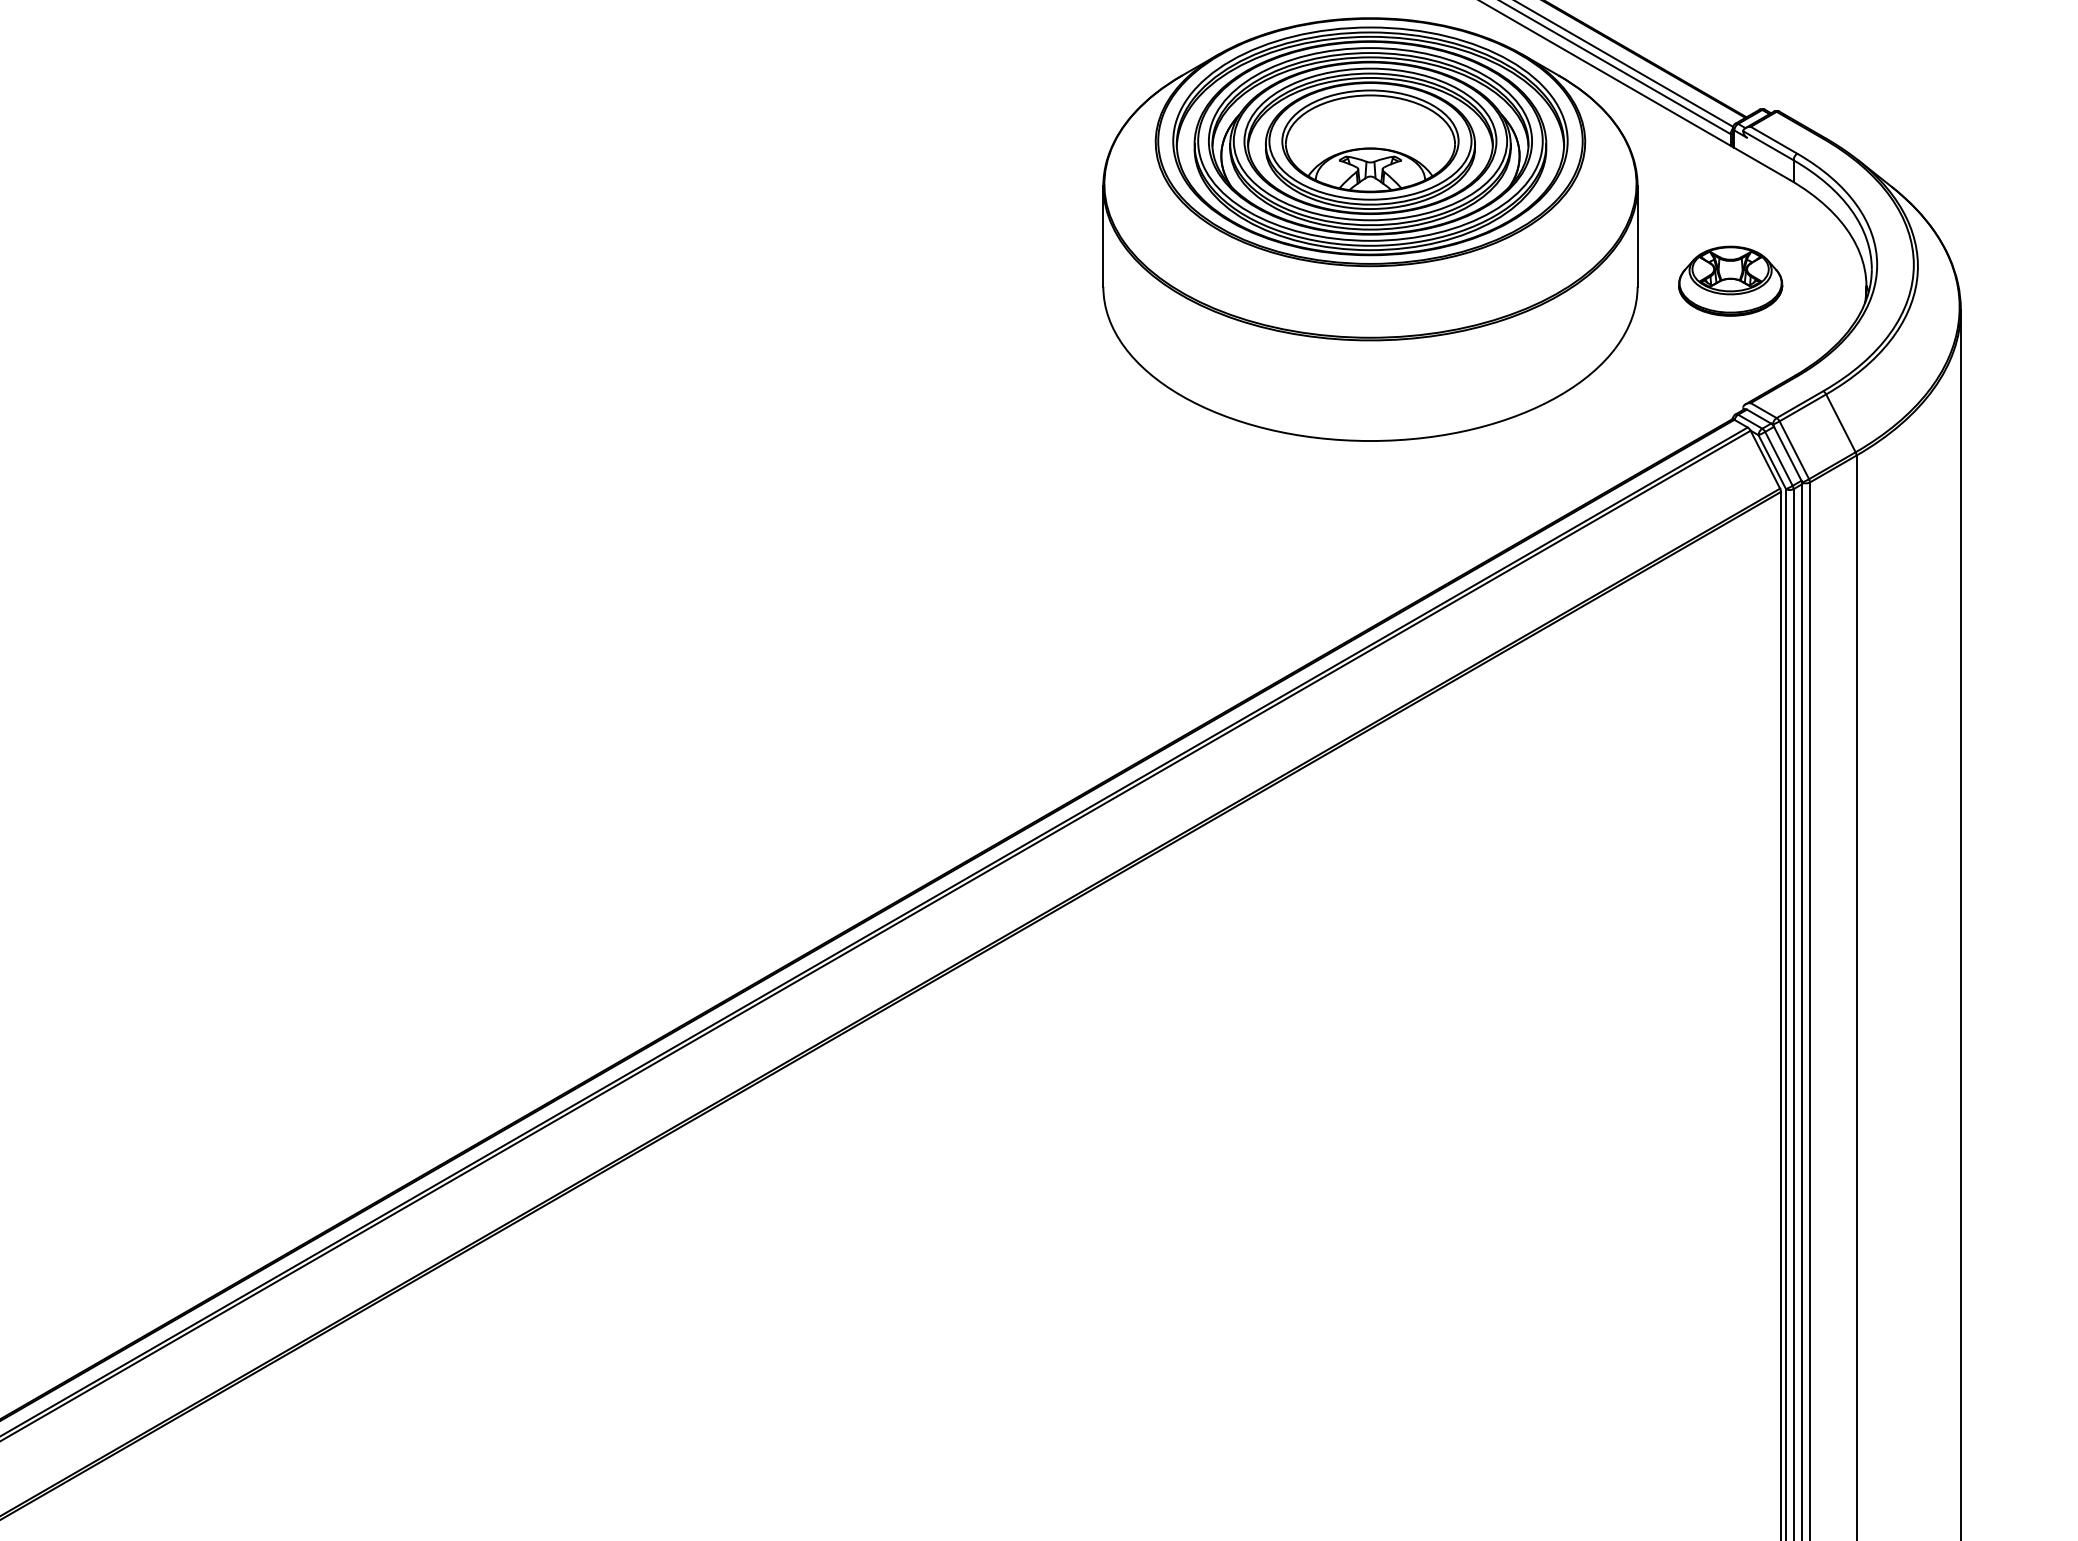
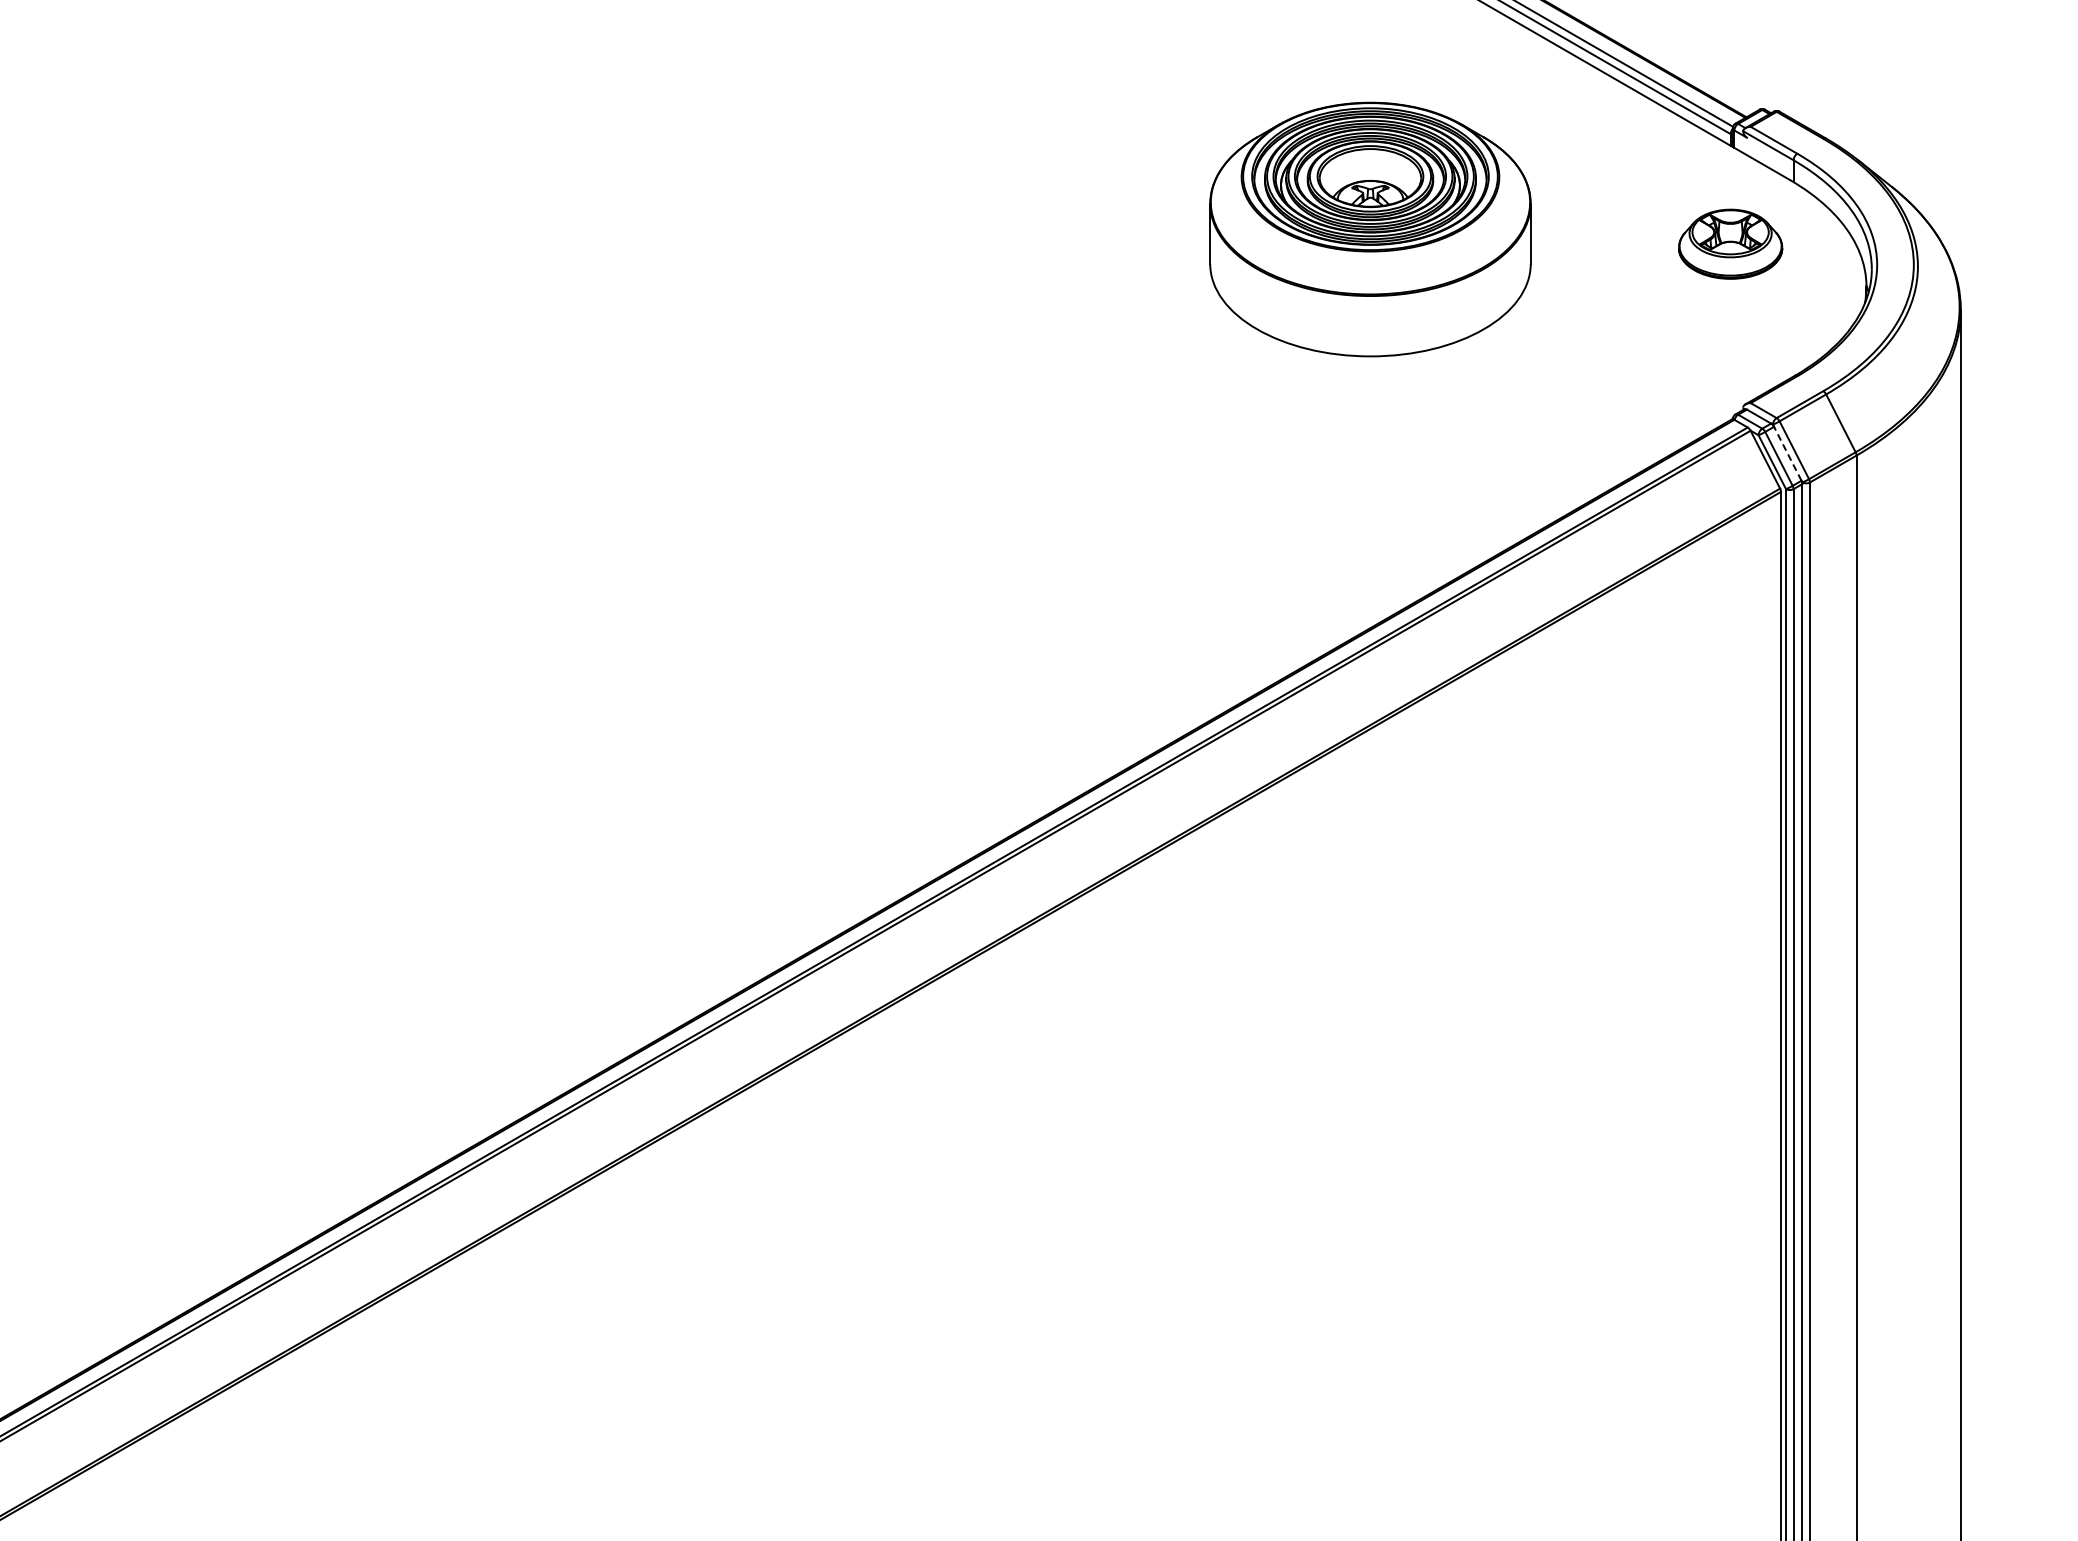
part size: 537x425 px -> 323x257 px (1370, 229)
part position: (1730, 280) -> (1730, 243) (1730, 243)
line: solid -> dashed (1787, 453)
